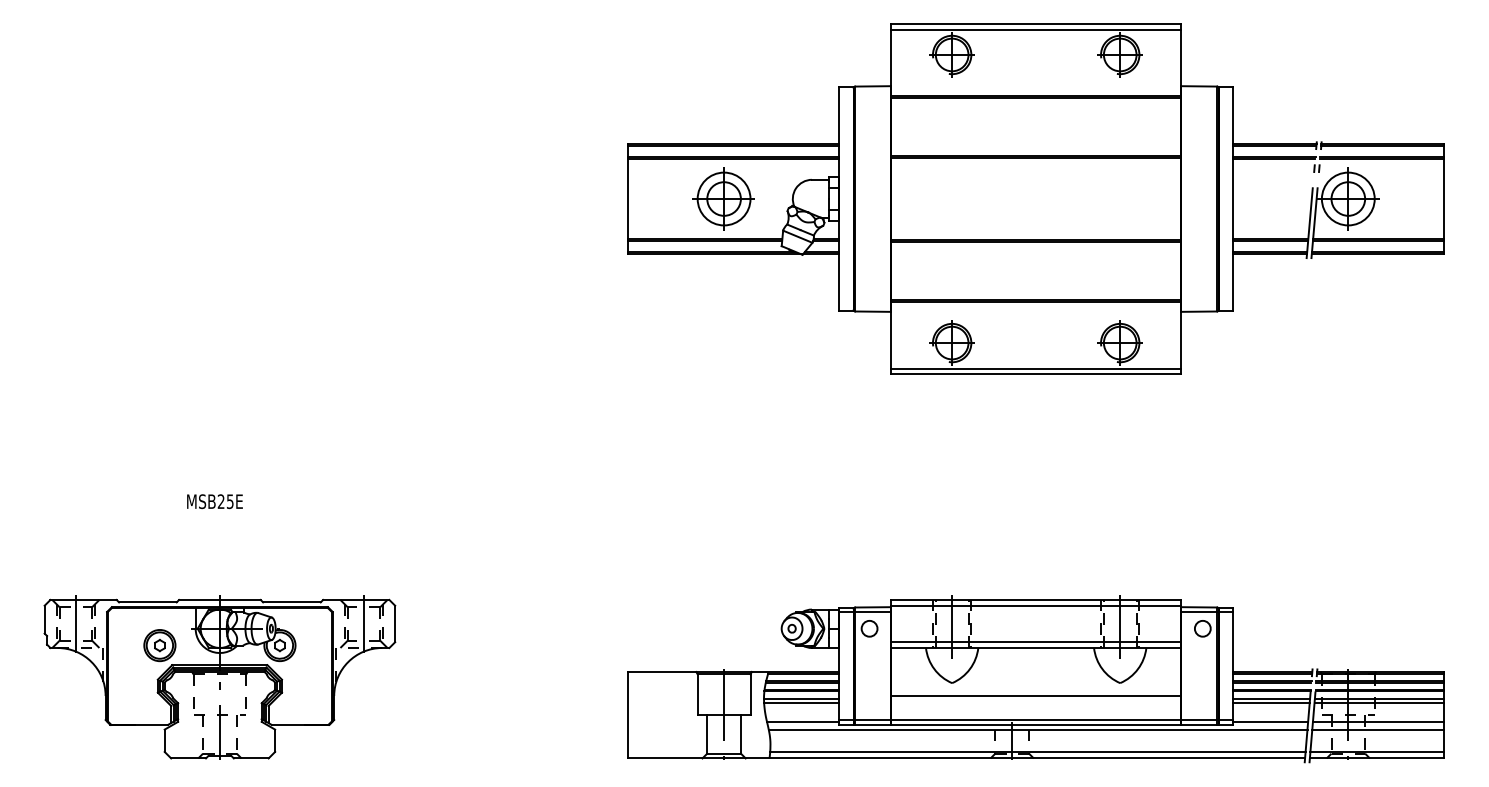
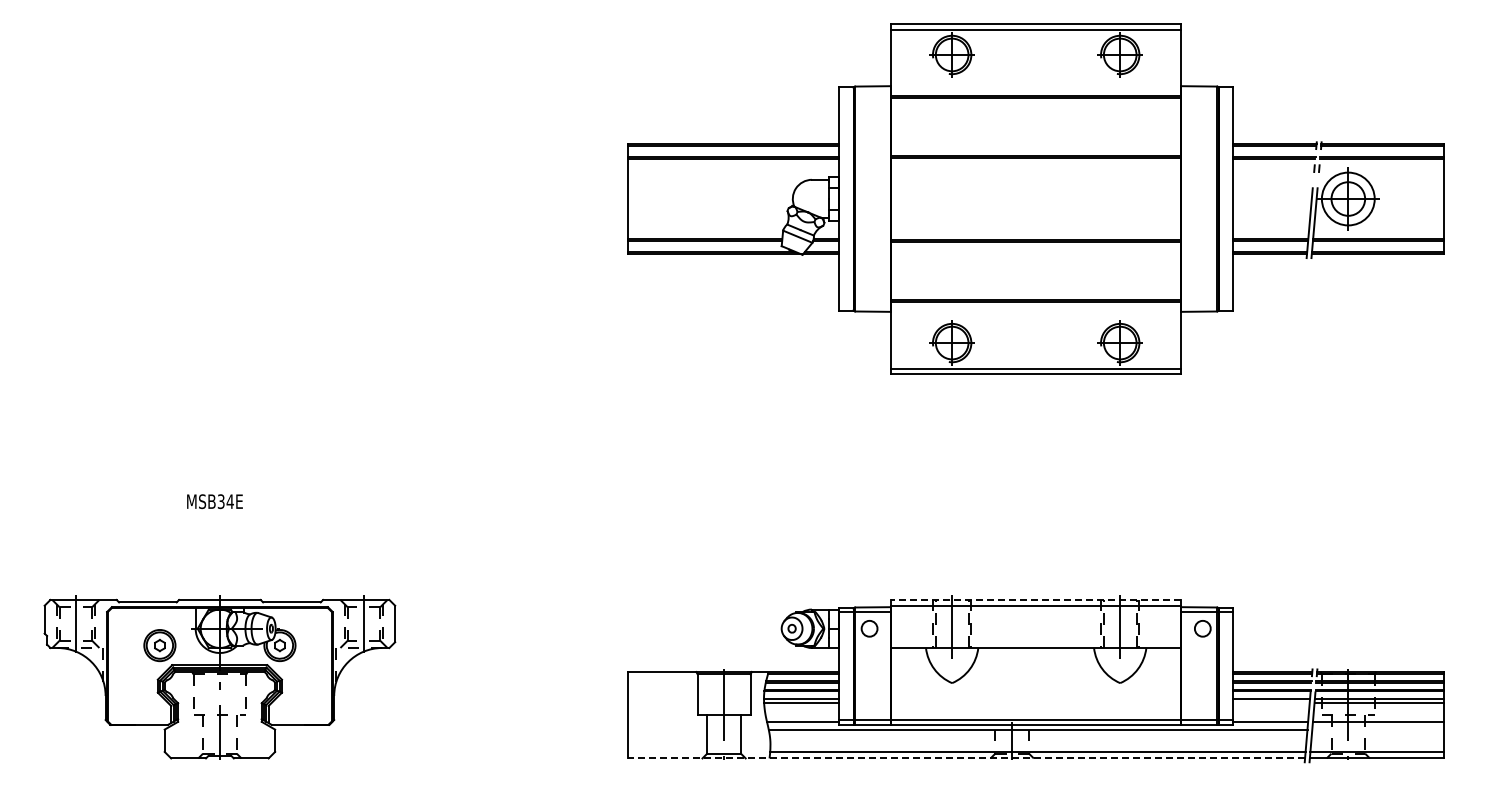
part: present -> none (723, 198)
text: MSB25E -> MSB34E (225, 501)
line: solid -> dashed (1035, 599)
line: present -> none (1035, 642)
line: present -> none (1035, 696)
line: present -> none (1271, 703)
line: present -> none (1378, 729)
line: solid -> dashed (966, 758)
